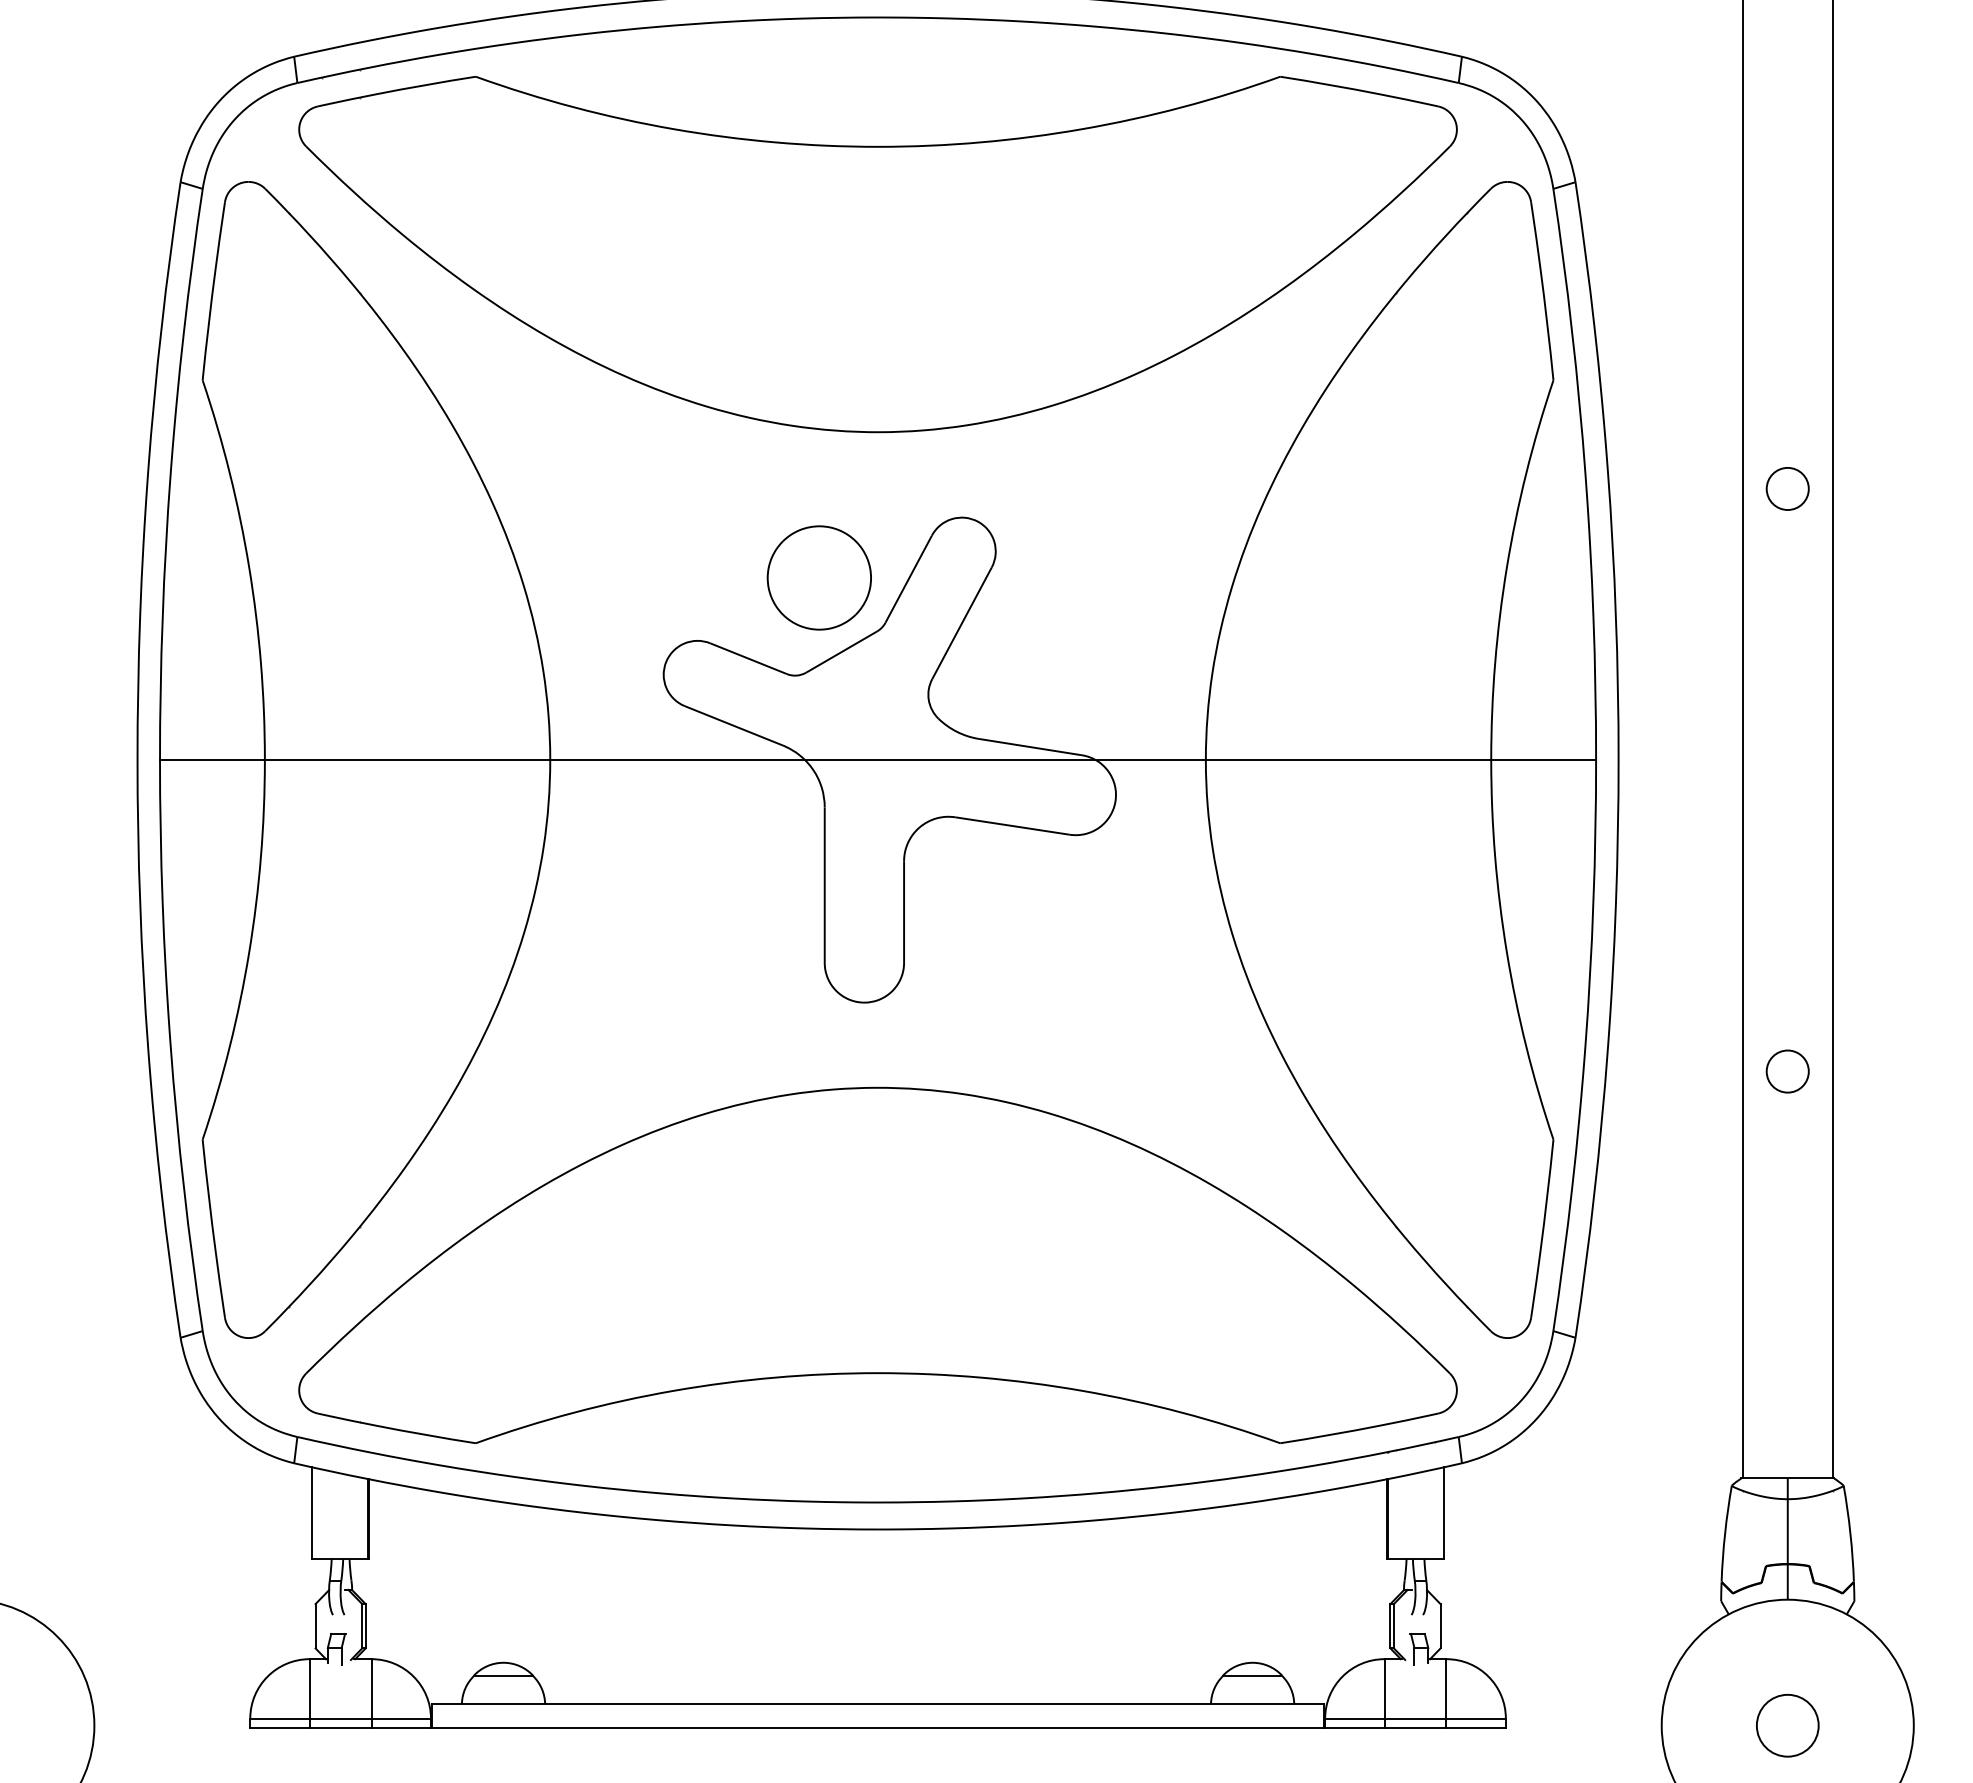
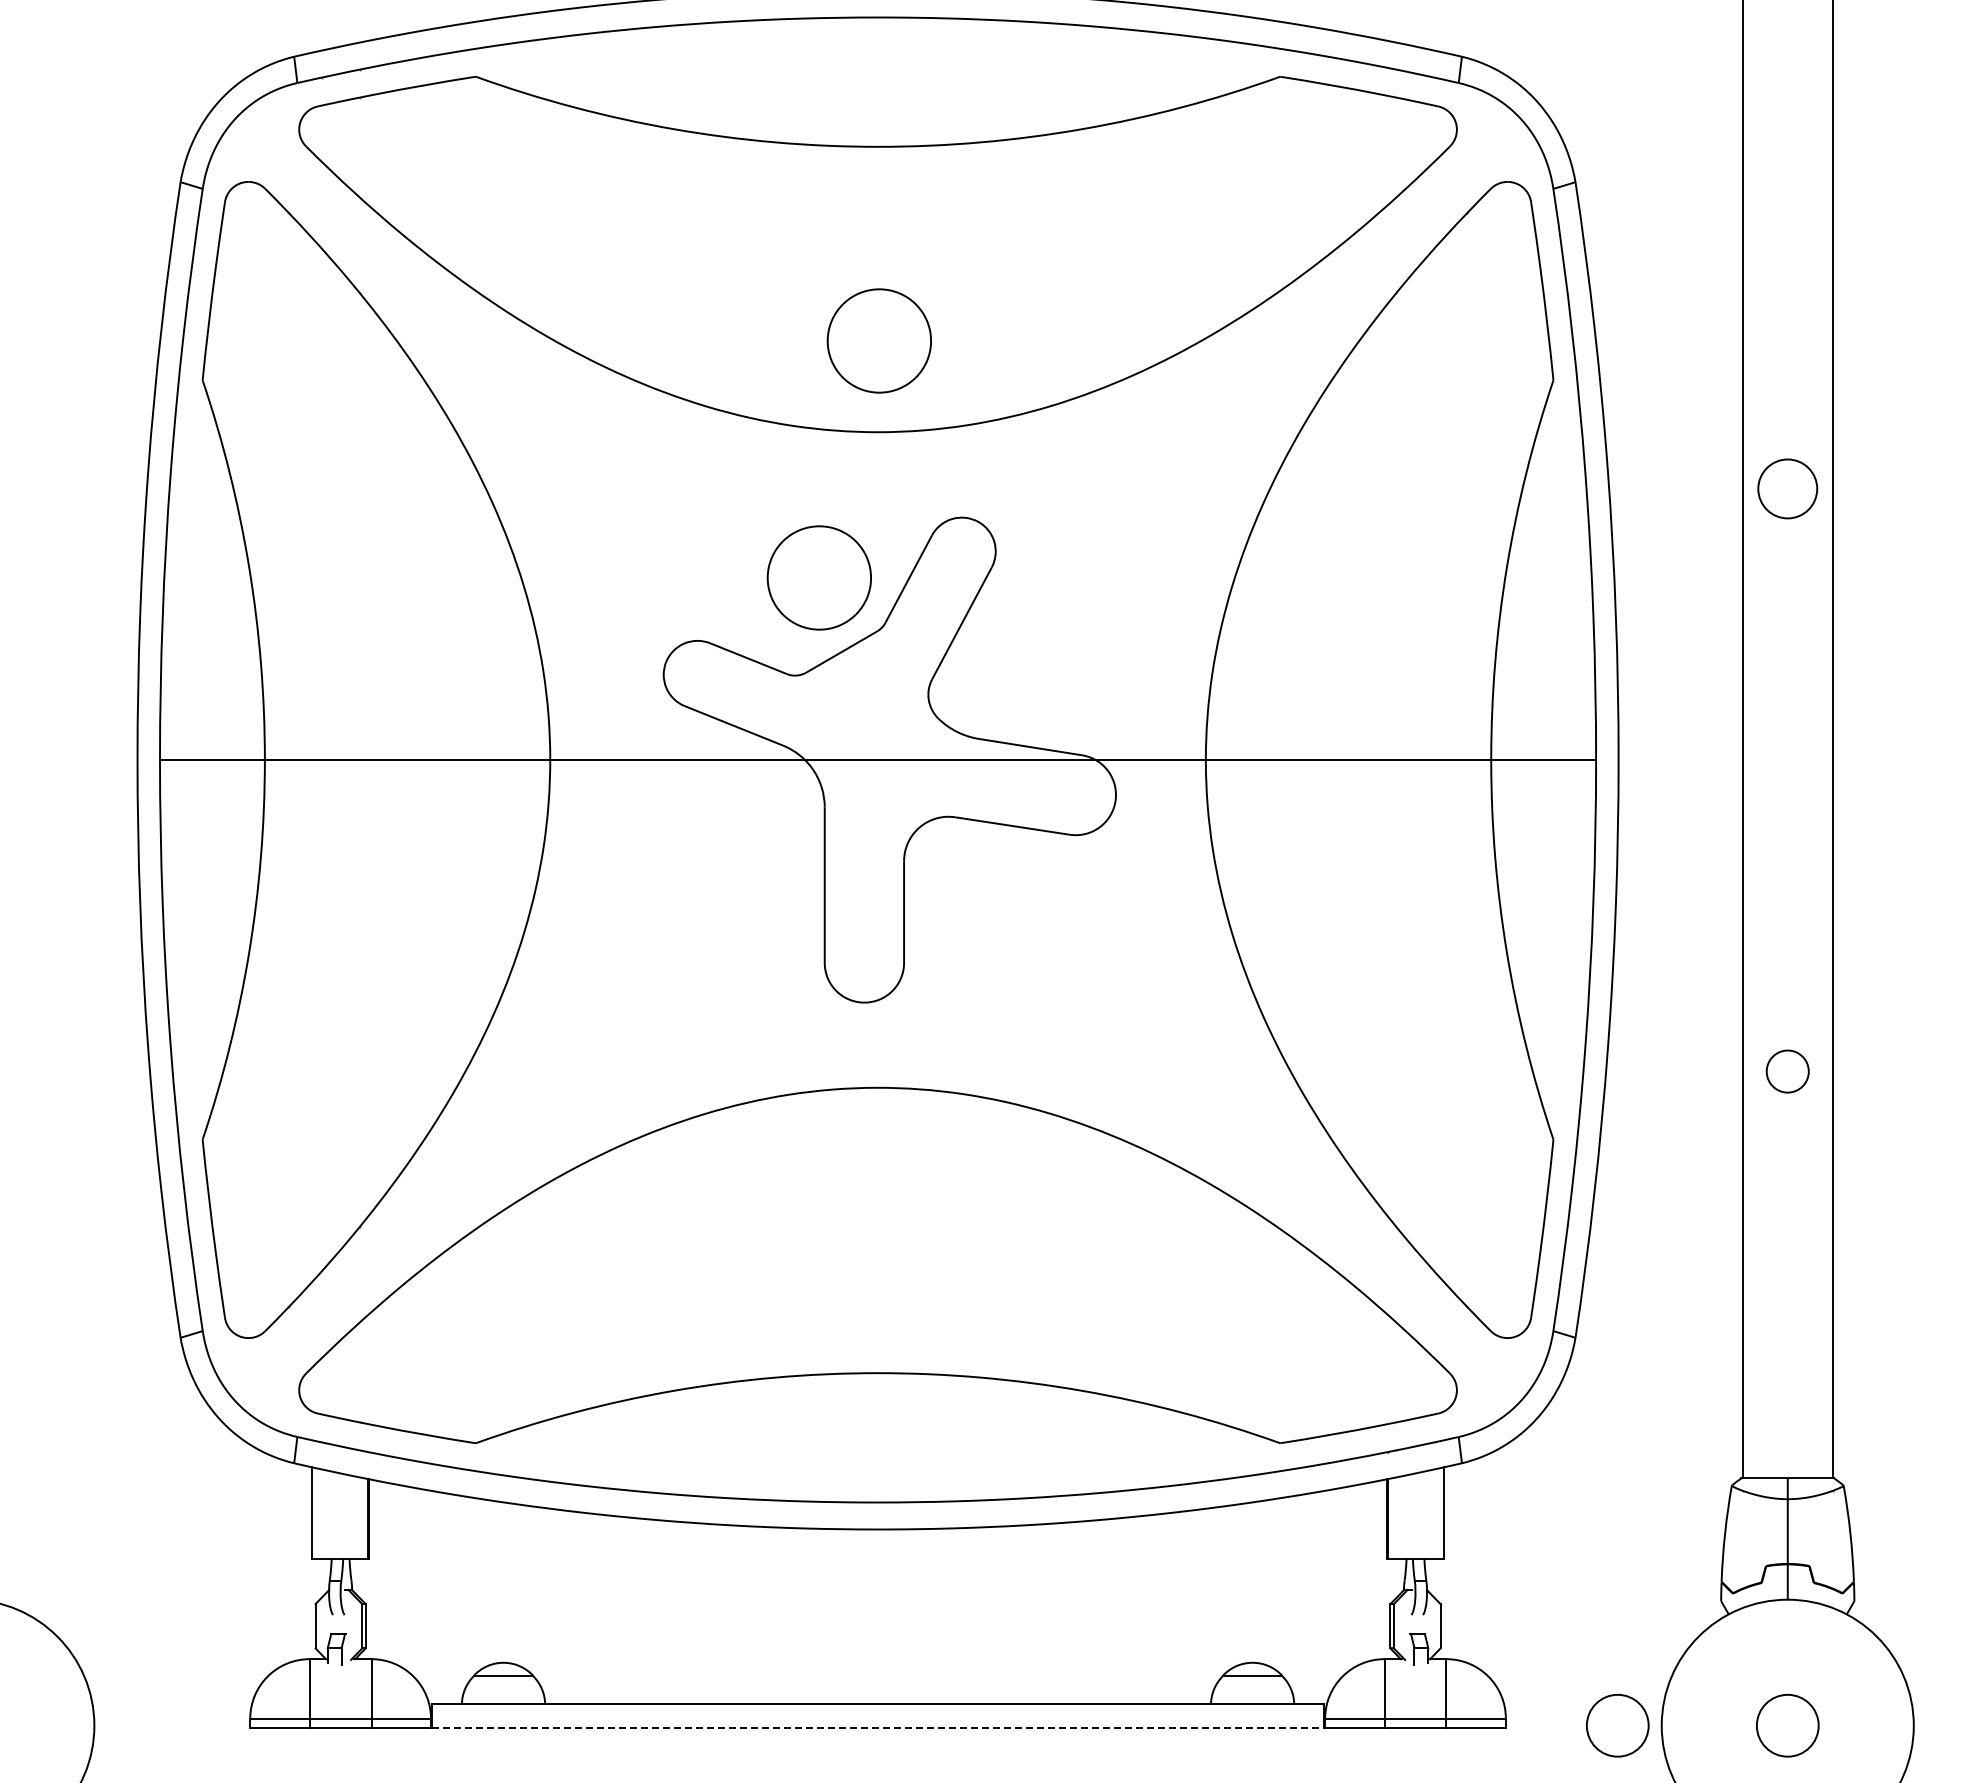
part: none -> present (878, 340)
circle diameter: 42 px -> 59 px (1787, 488)
circle: none -> present (1617, 1725)
line: solid -> dashed (878, 1728)
